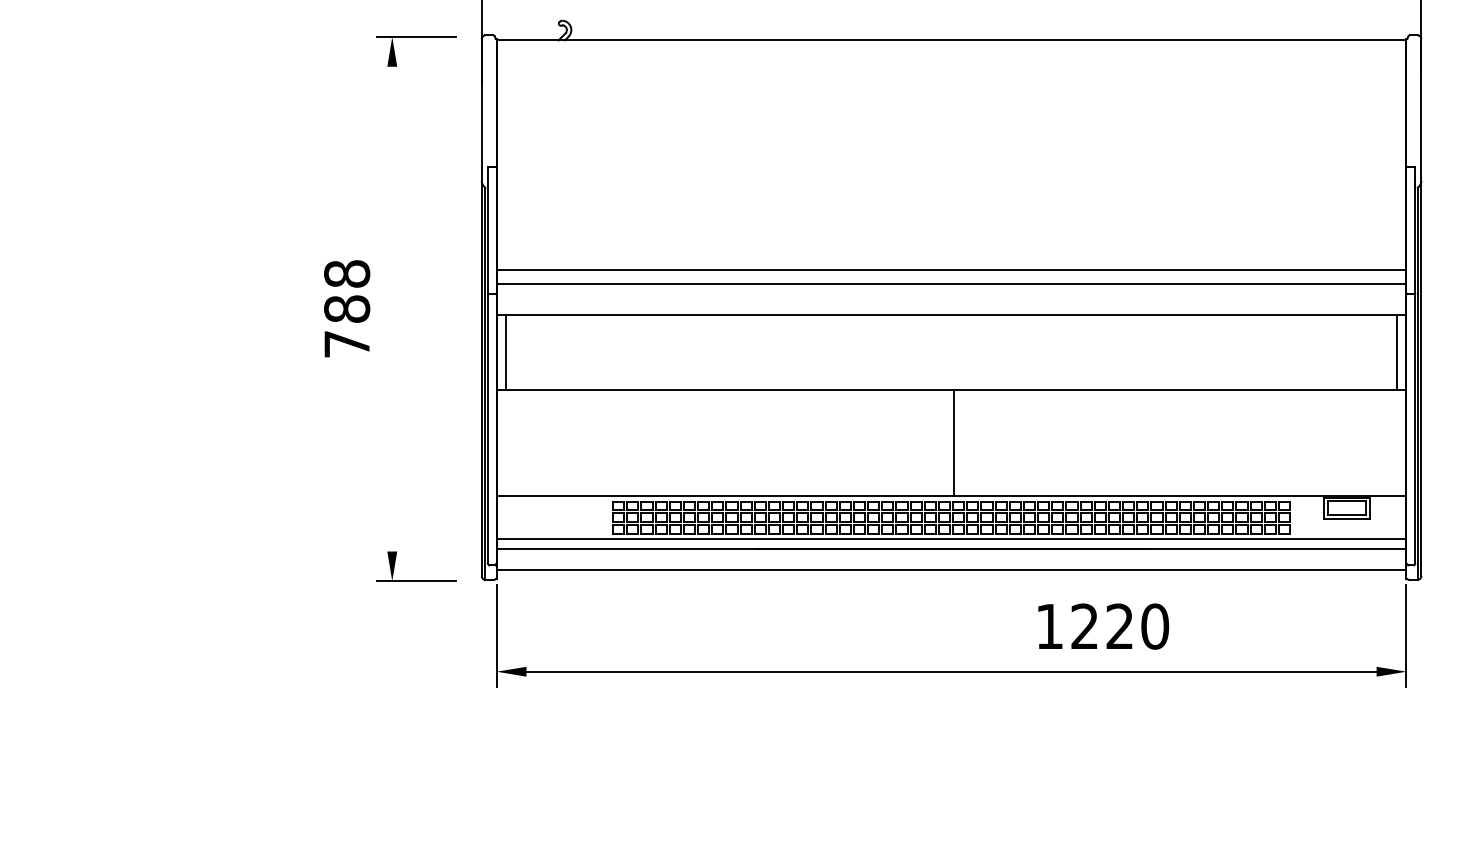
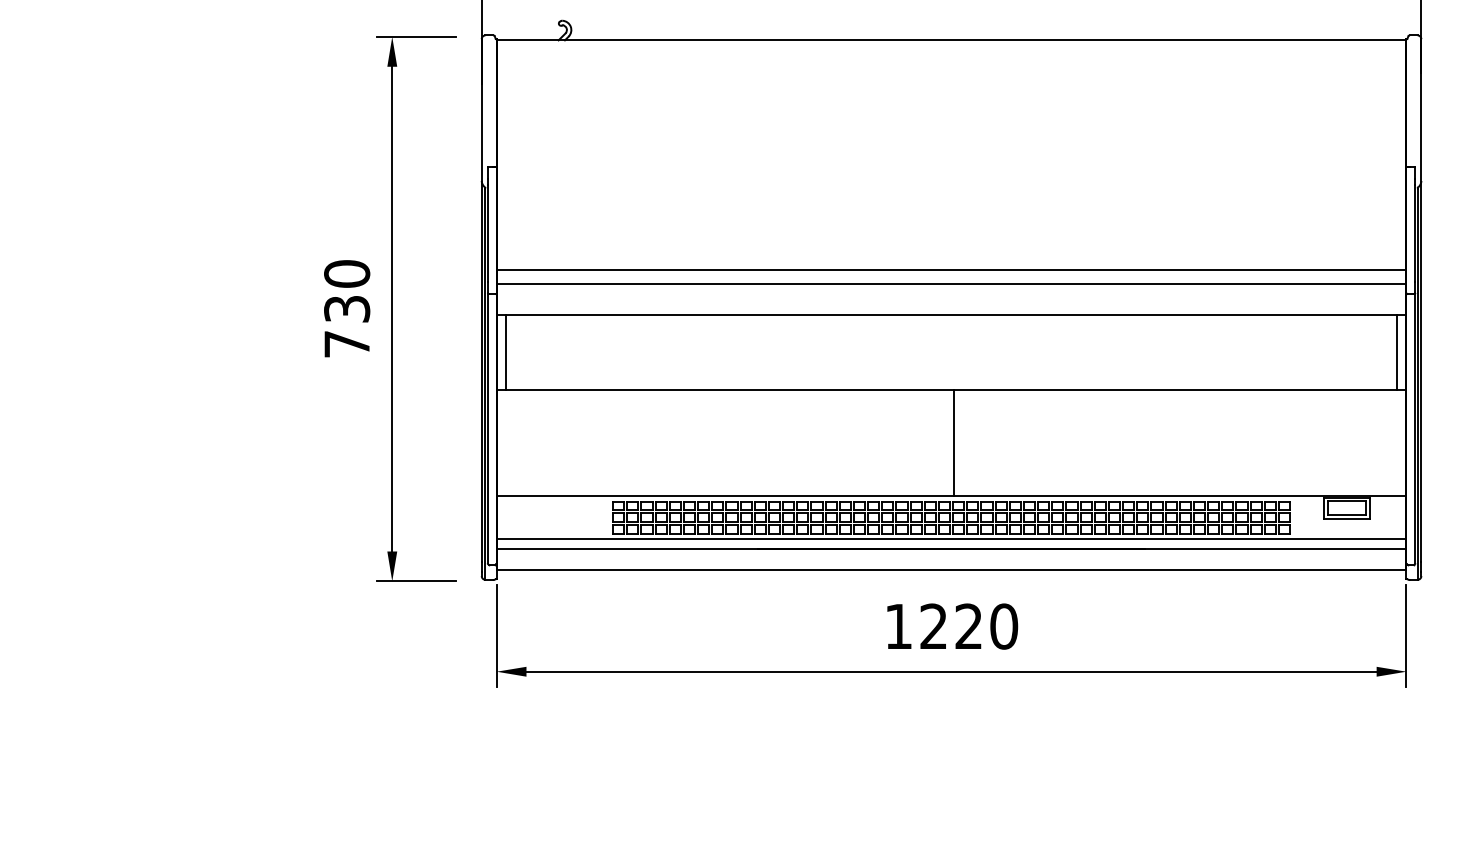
text: 788 -> 730 (347, 291)
line: none -> present (392, 308)
text position: (1103, 626) -> (952, 626) (952, 626)
